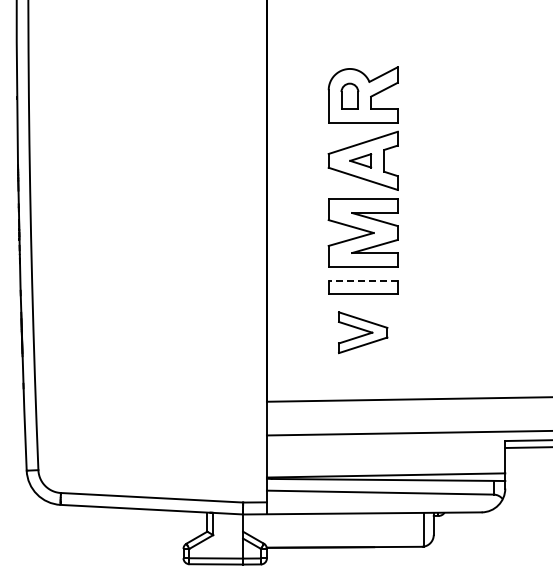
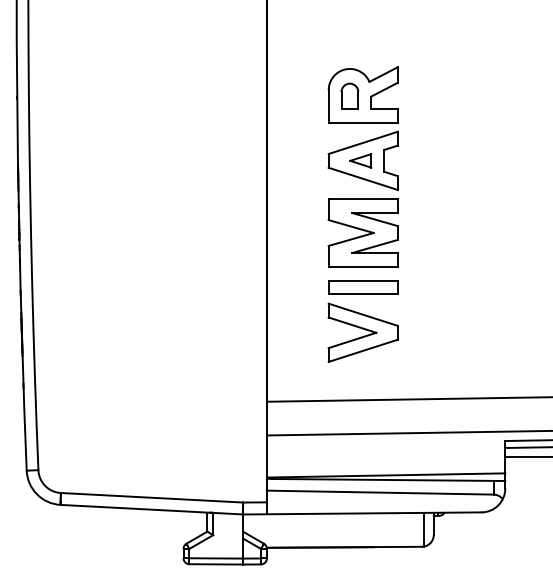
line: dashed -> solid (363, 280)
part size: 51x44 px -> 72x61 px (362, 332)
line: none -> present (527, 457)
